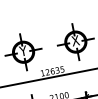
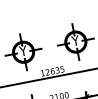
text: X -> Y (75, 40)
